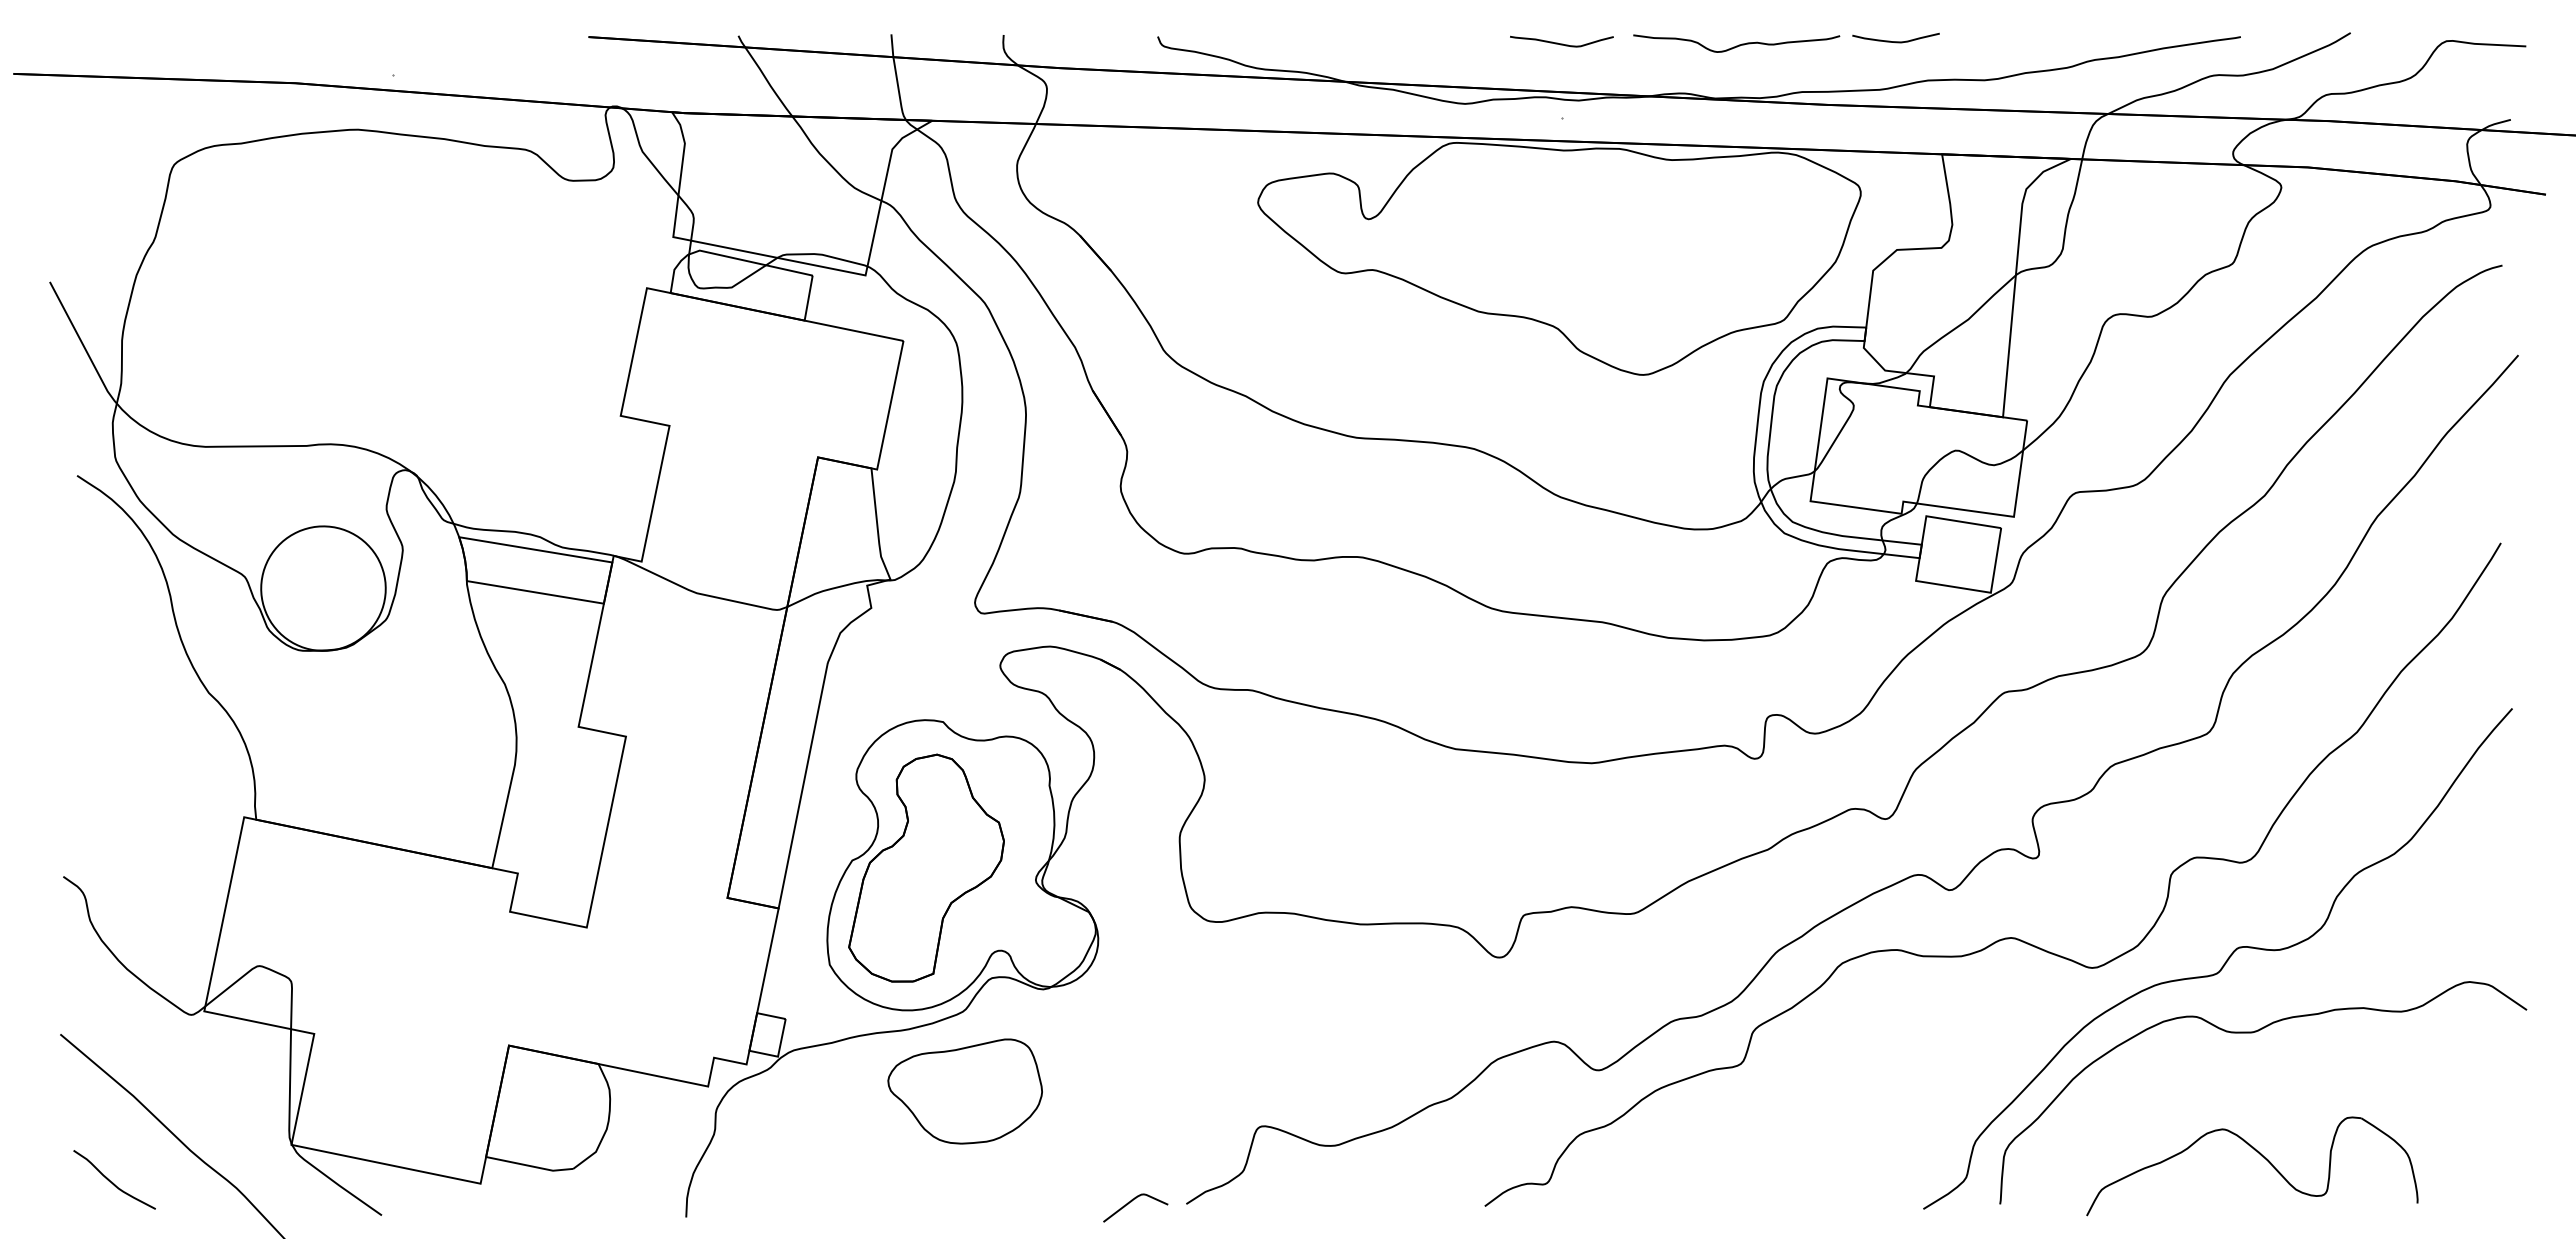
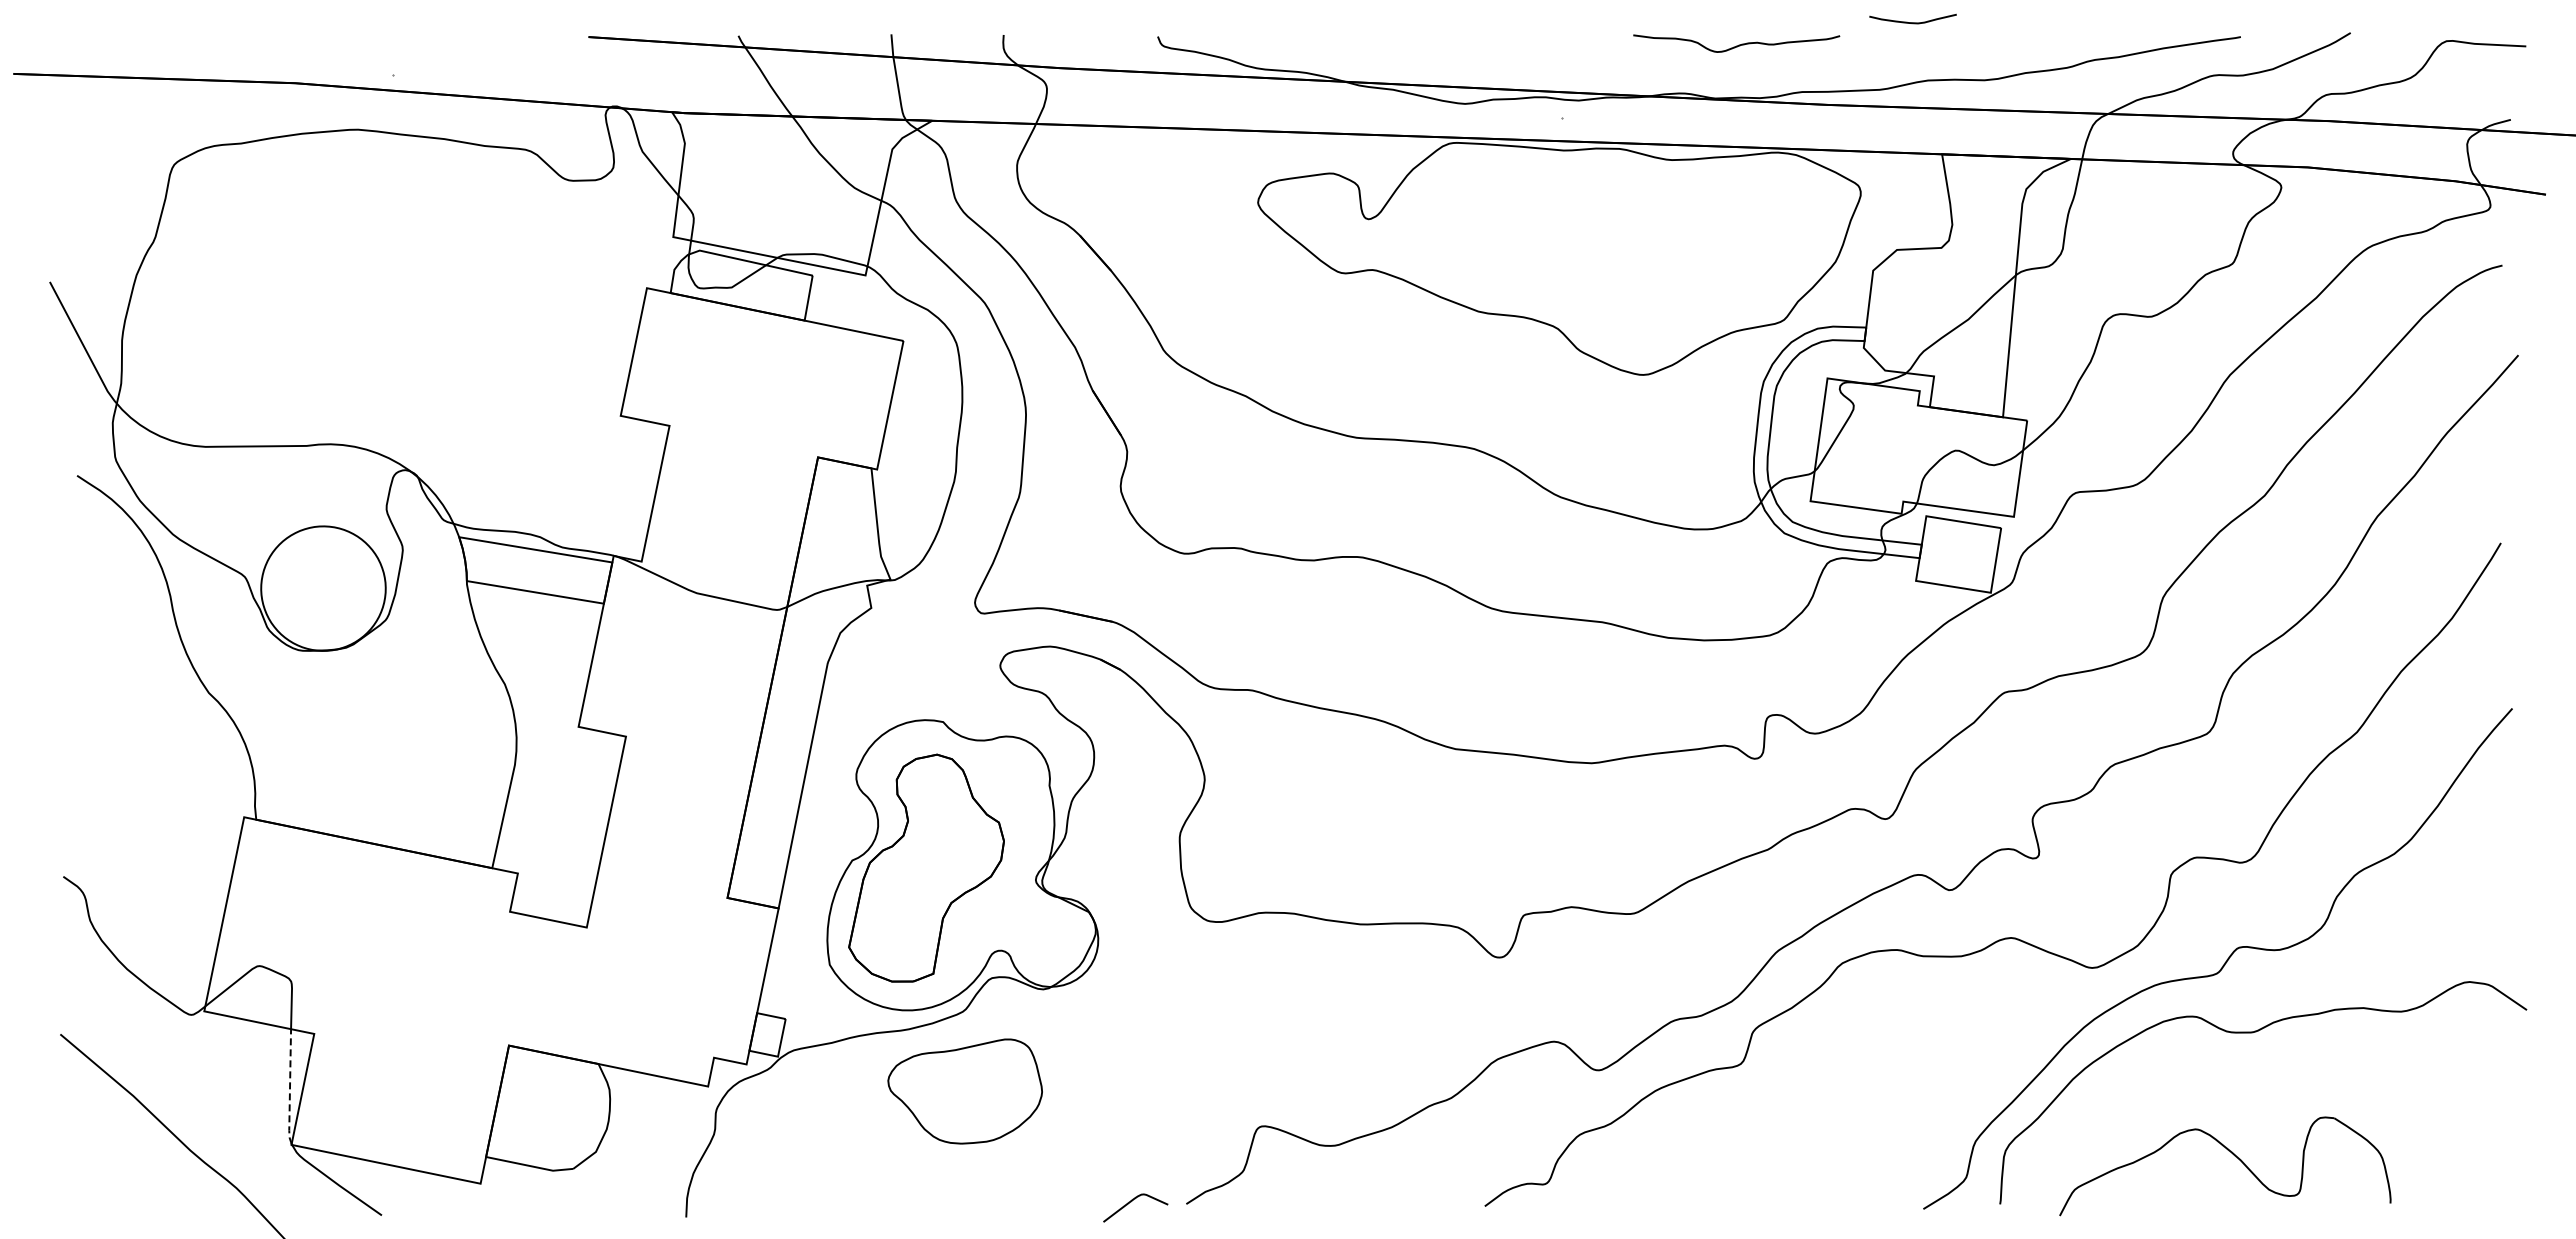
curve position: (1895, 41) -> (1912, 22) (1912, 22)
curve: present -> none (1561, 43)
line: solid -> dashed (290, 1087)
part position: (2261, 1156) -> (2234, 1156) (2234, 1156)
curve: present -> none (113, 1182)
